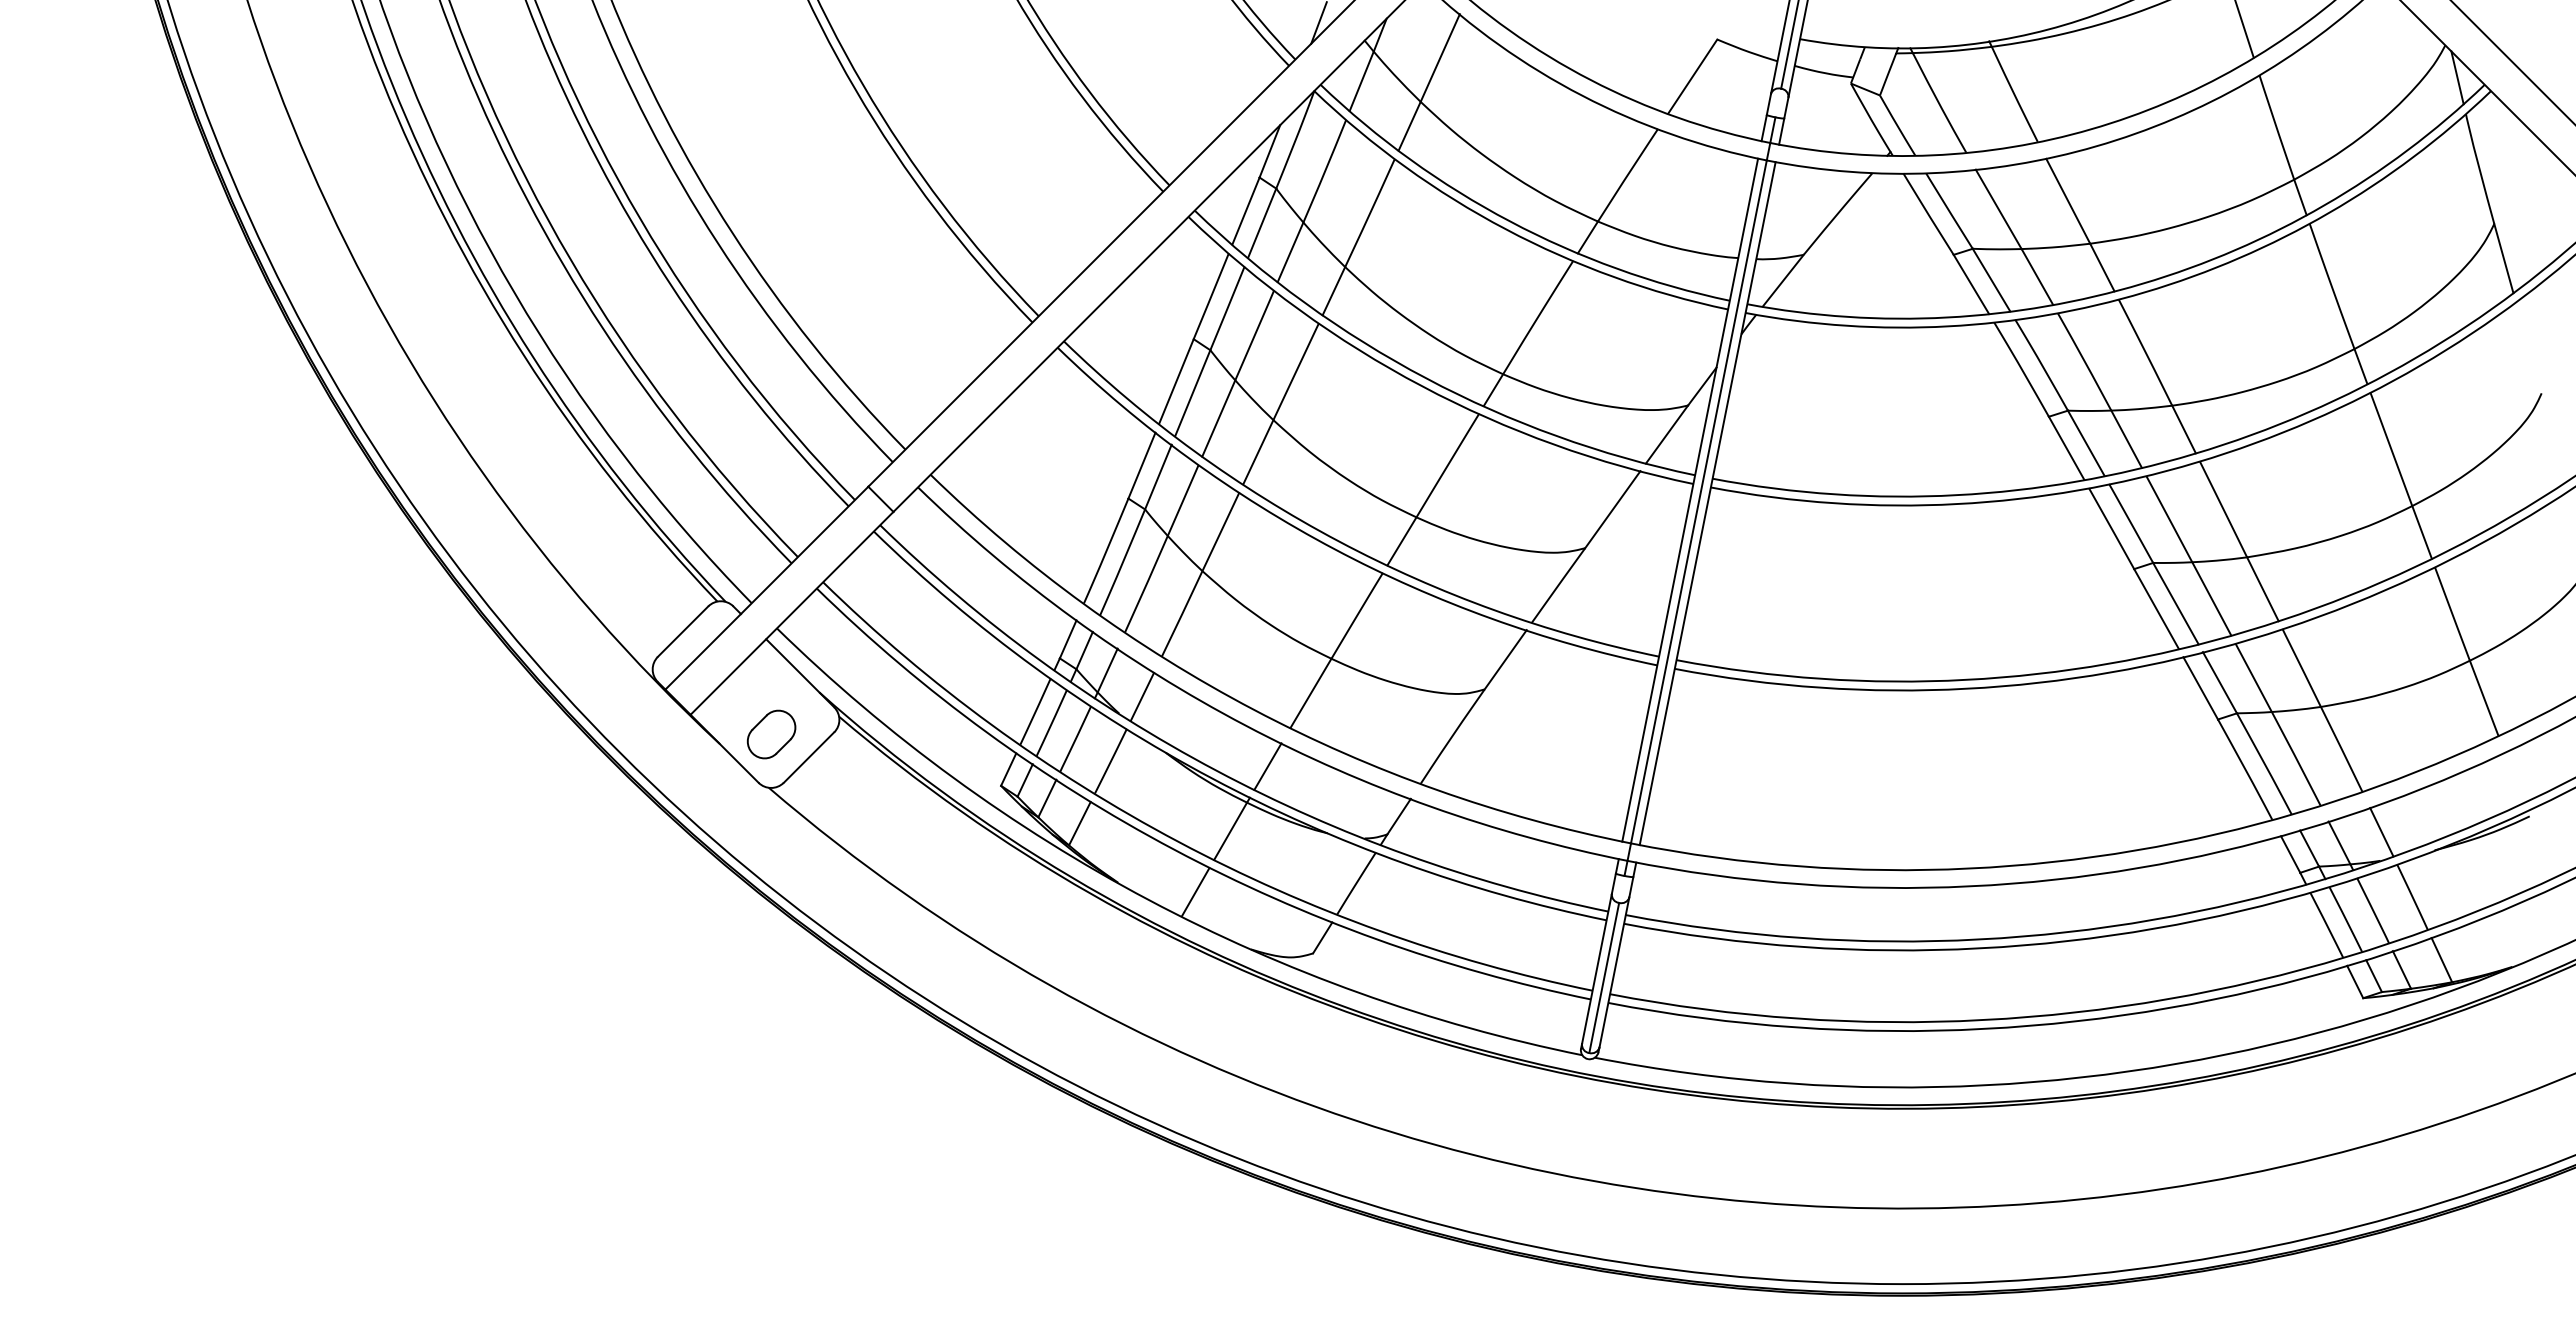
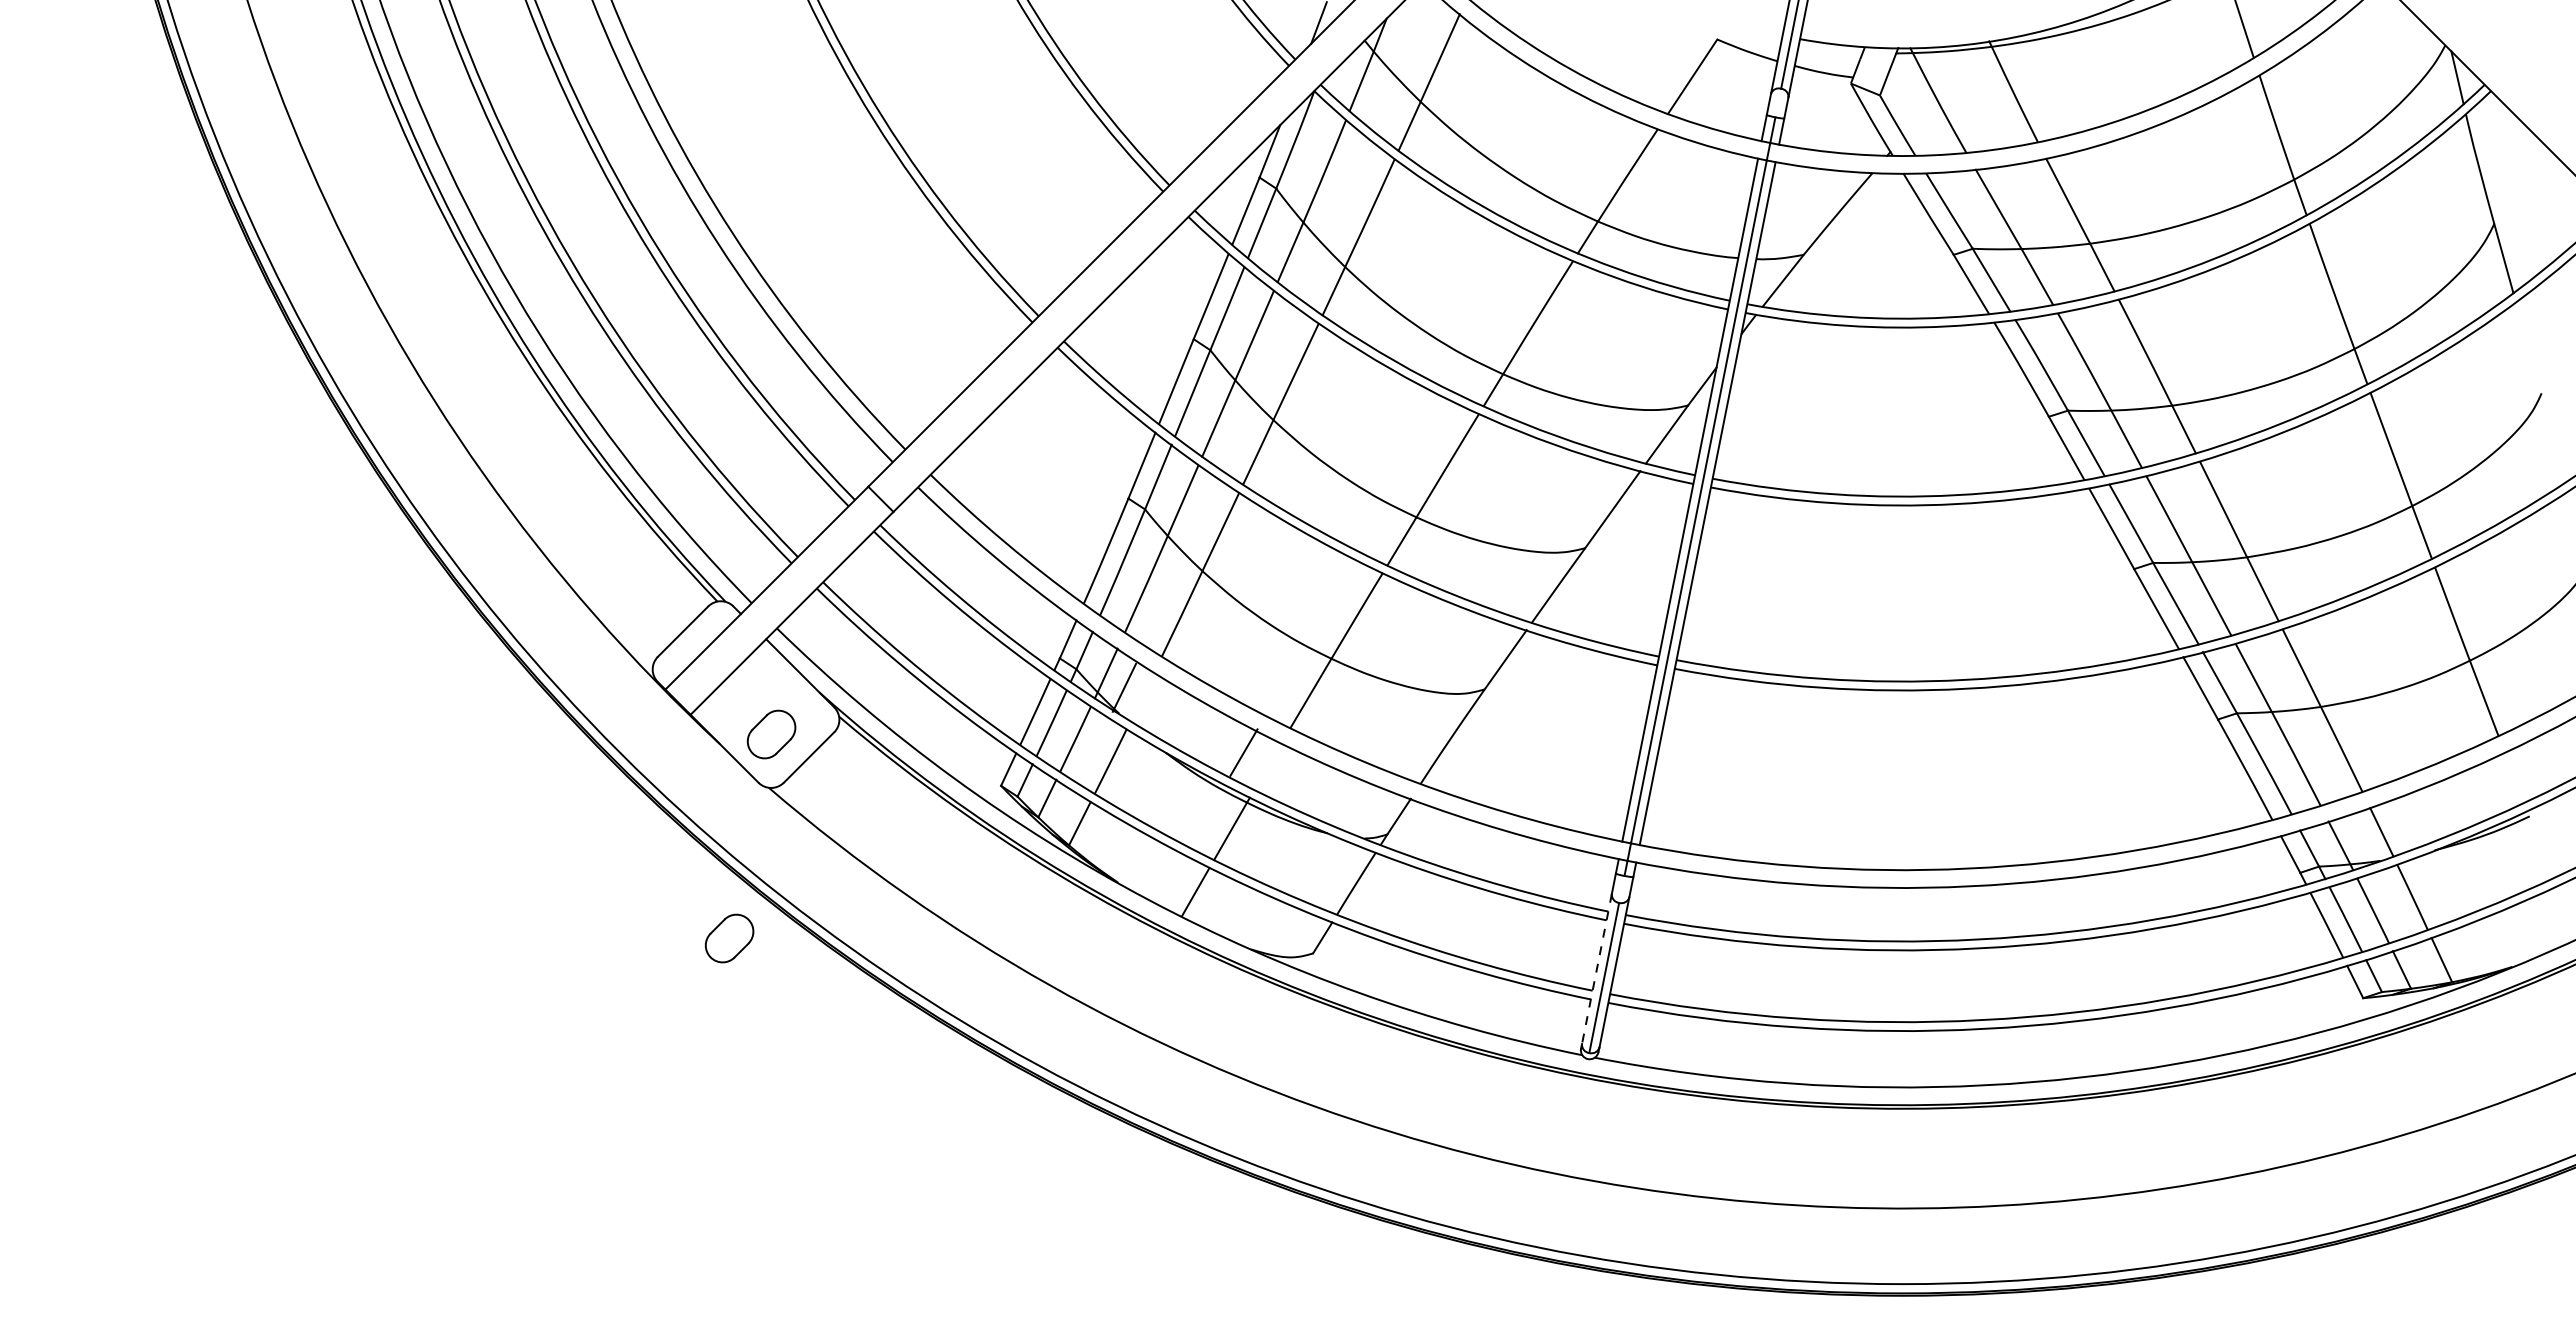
line: present -> none (2512, 62)
line position: (1142, 696) -> (1124, 687) (1124, 687)
line position: (1267, 766) -> (1243, 752) (1243, 752)
part: none -> present (729, 938)
line: solid -> dashed (1596, 969)
